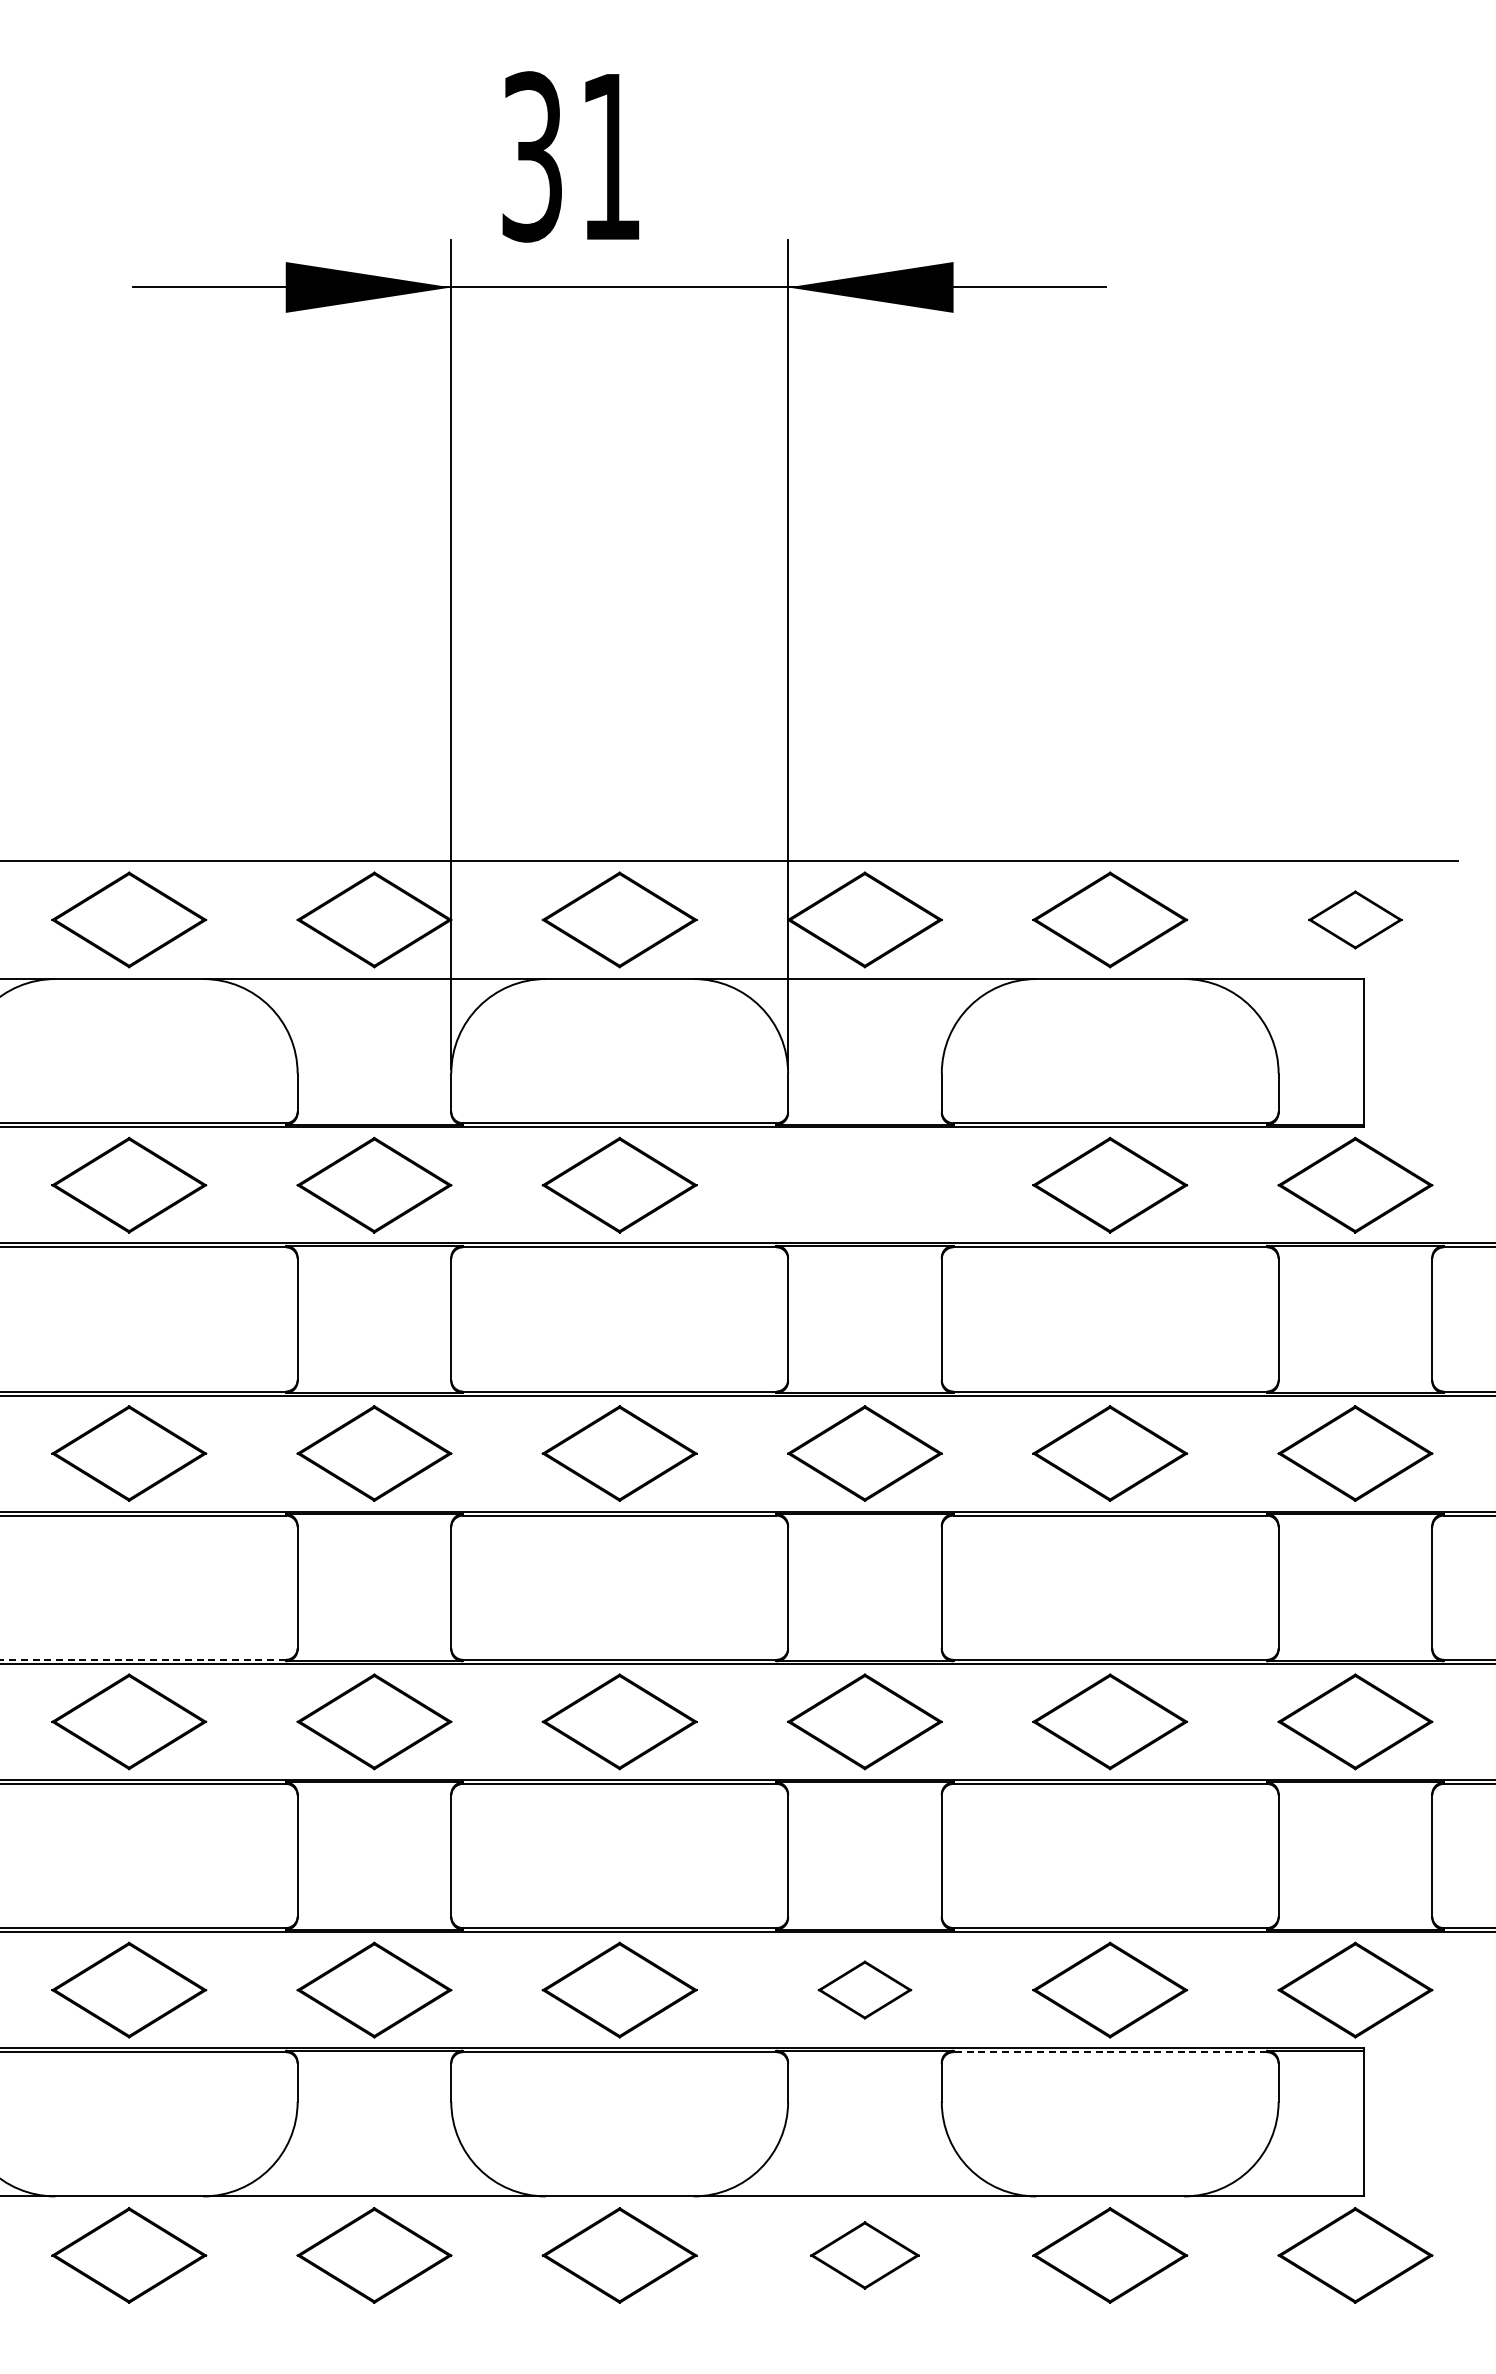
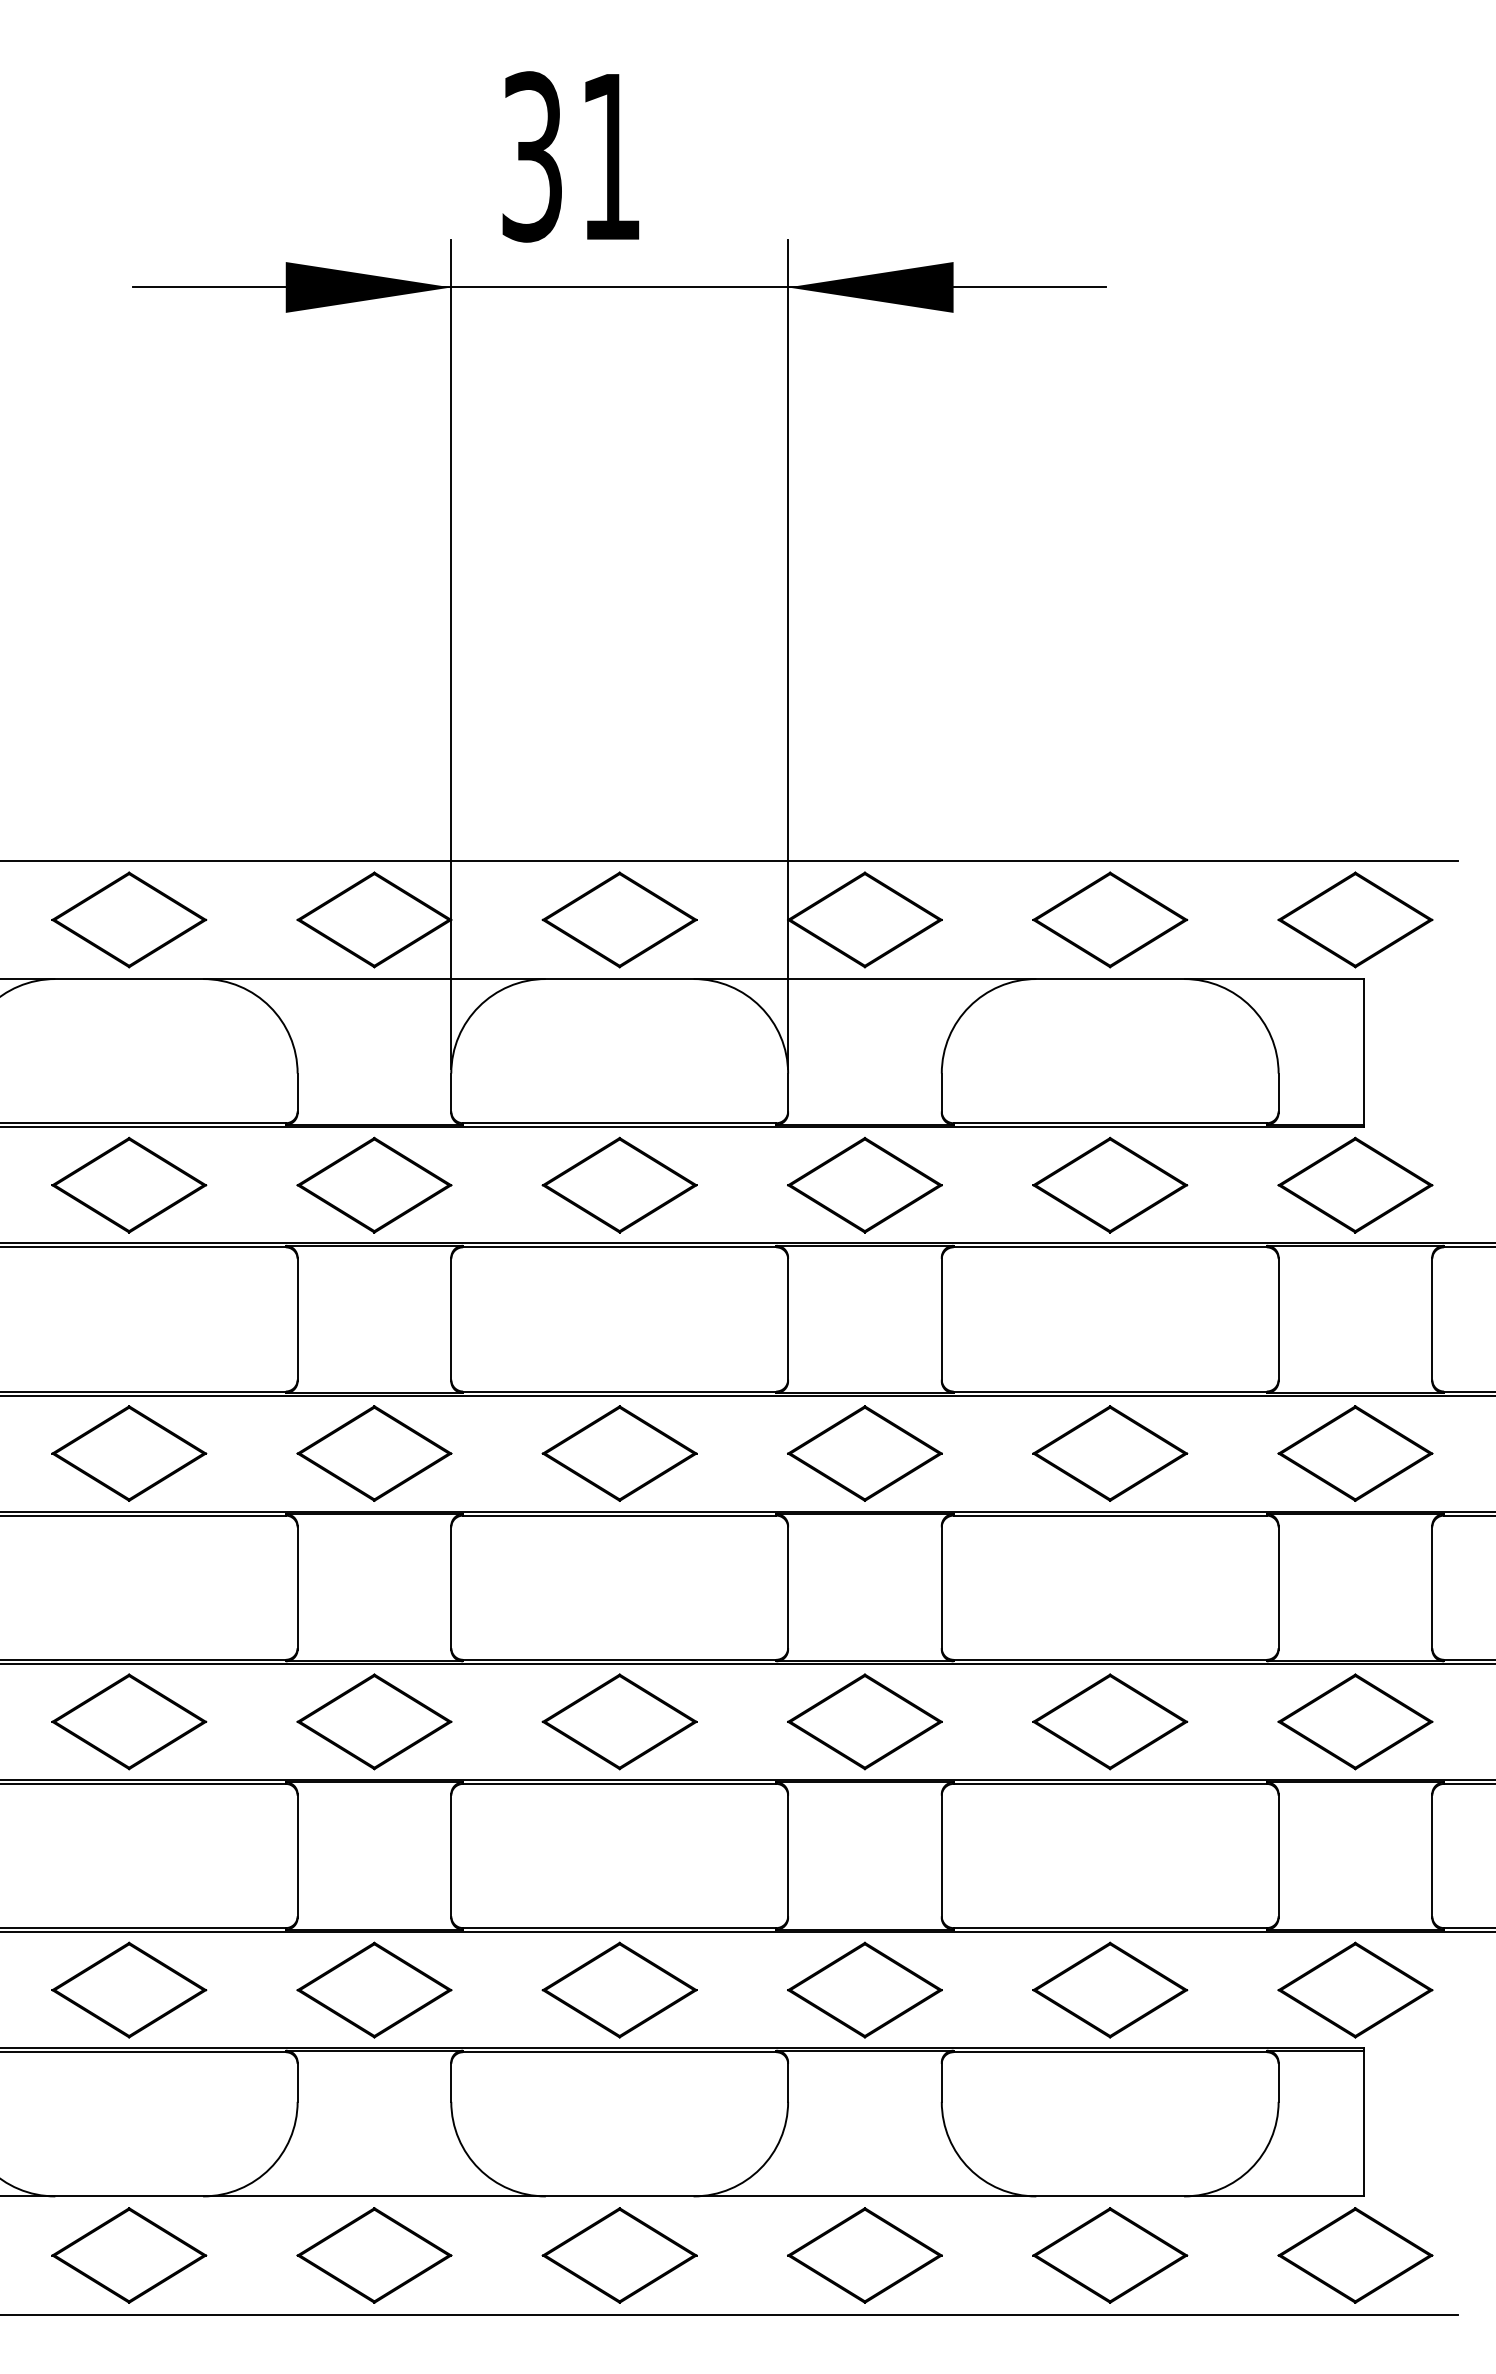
part size: 95x60 px -> 157x98 px (1355, 919)
part: none -> present (864, 1185)
line: dashed -> solid (143, 1659)
part size: 96x60 px -> 156x98 px (864, 1989)
line: dashed -> solid (1110, 2052)
part size: 110x69 px -> 156x97 px (864, 2255)
line: none -> present (730, 2314)
